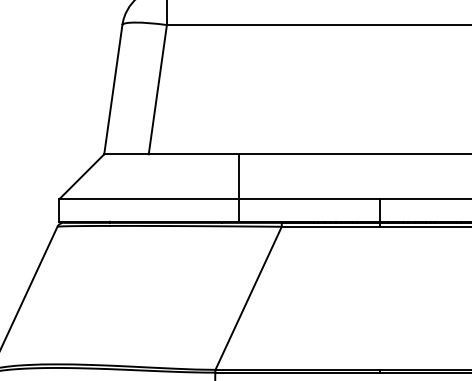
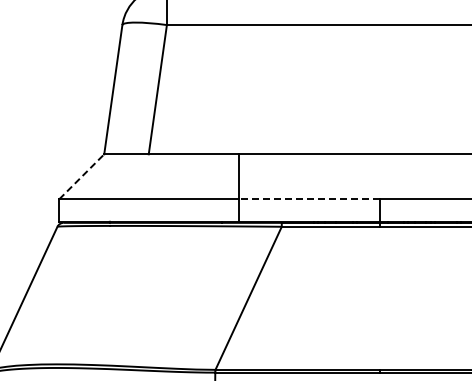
line: solid -> dashed (81, 176)
line: solid -> dashed (308, 199)
